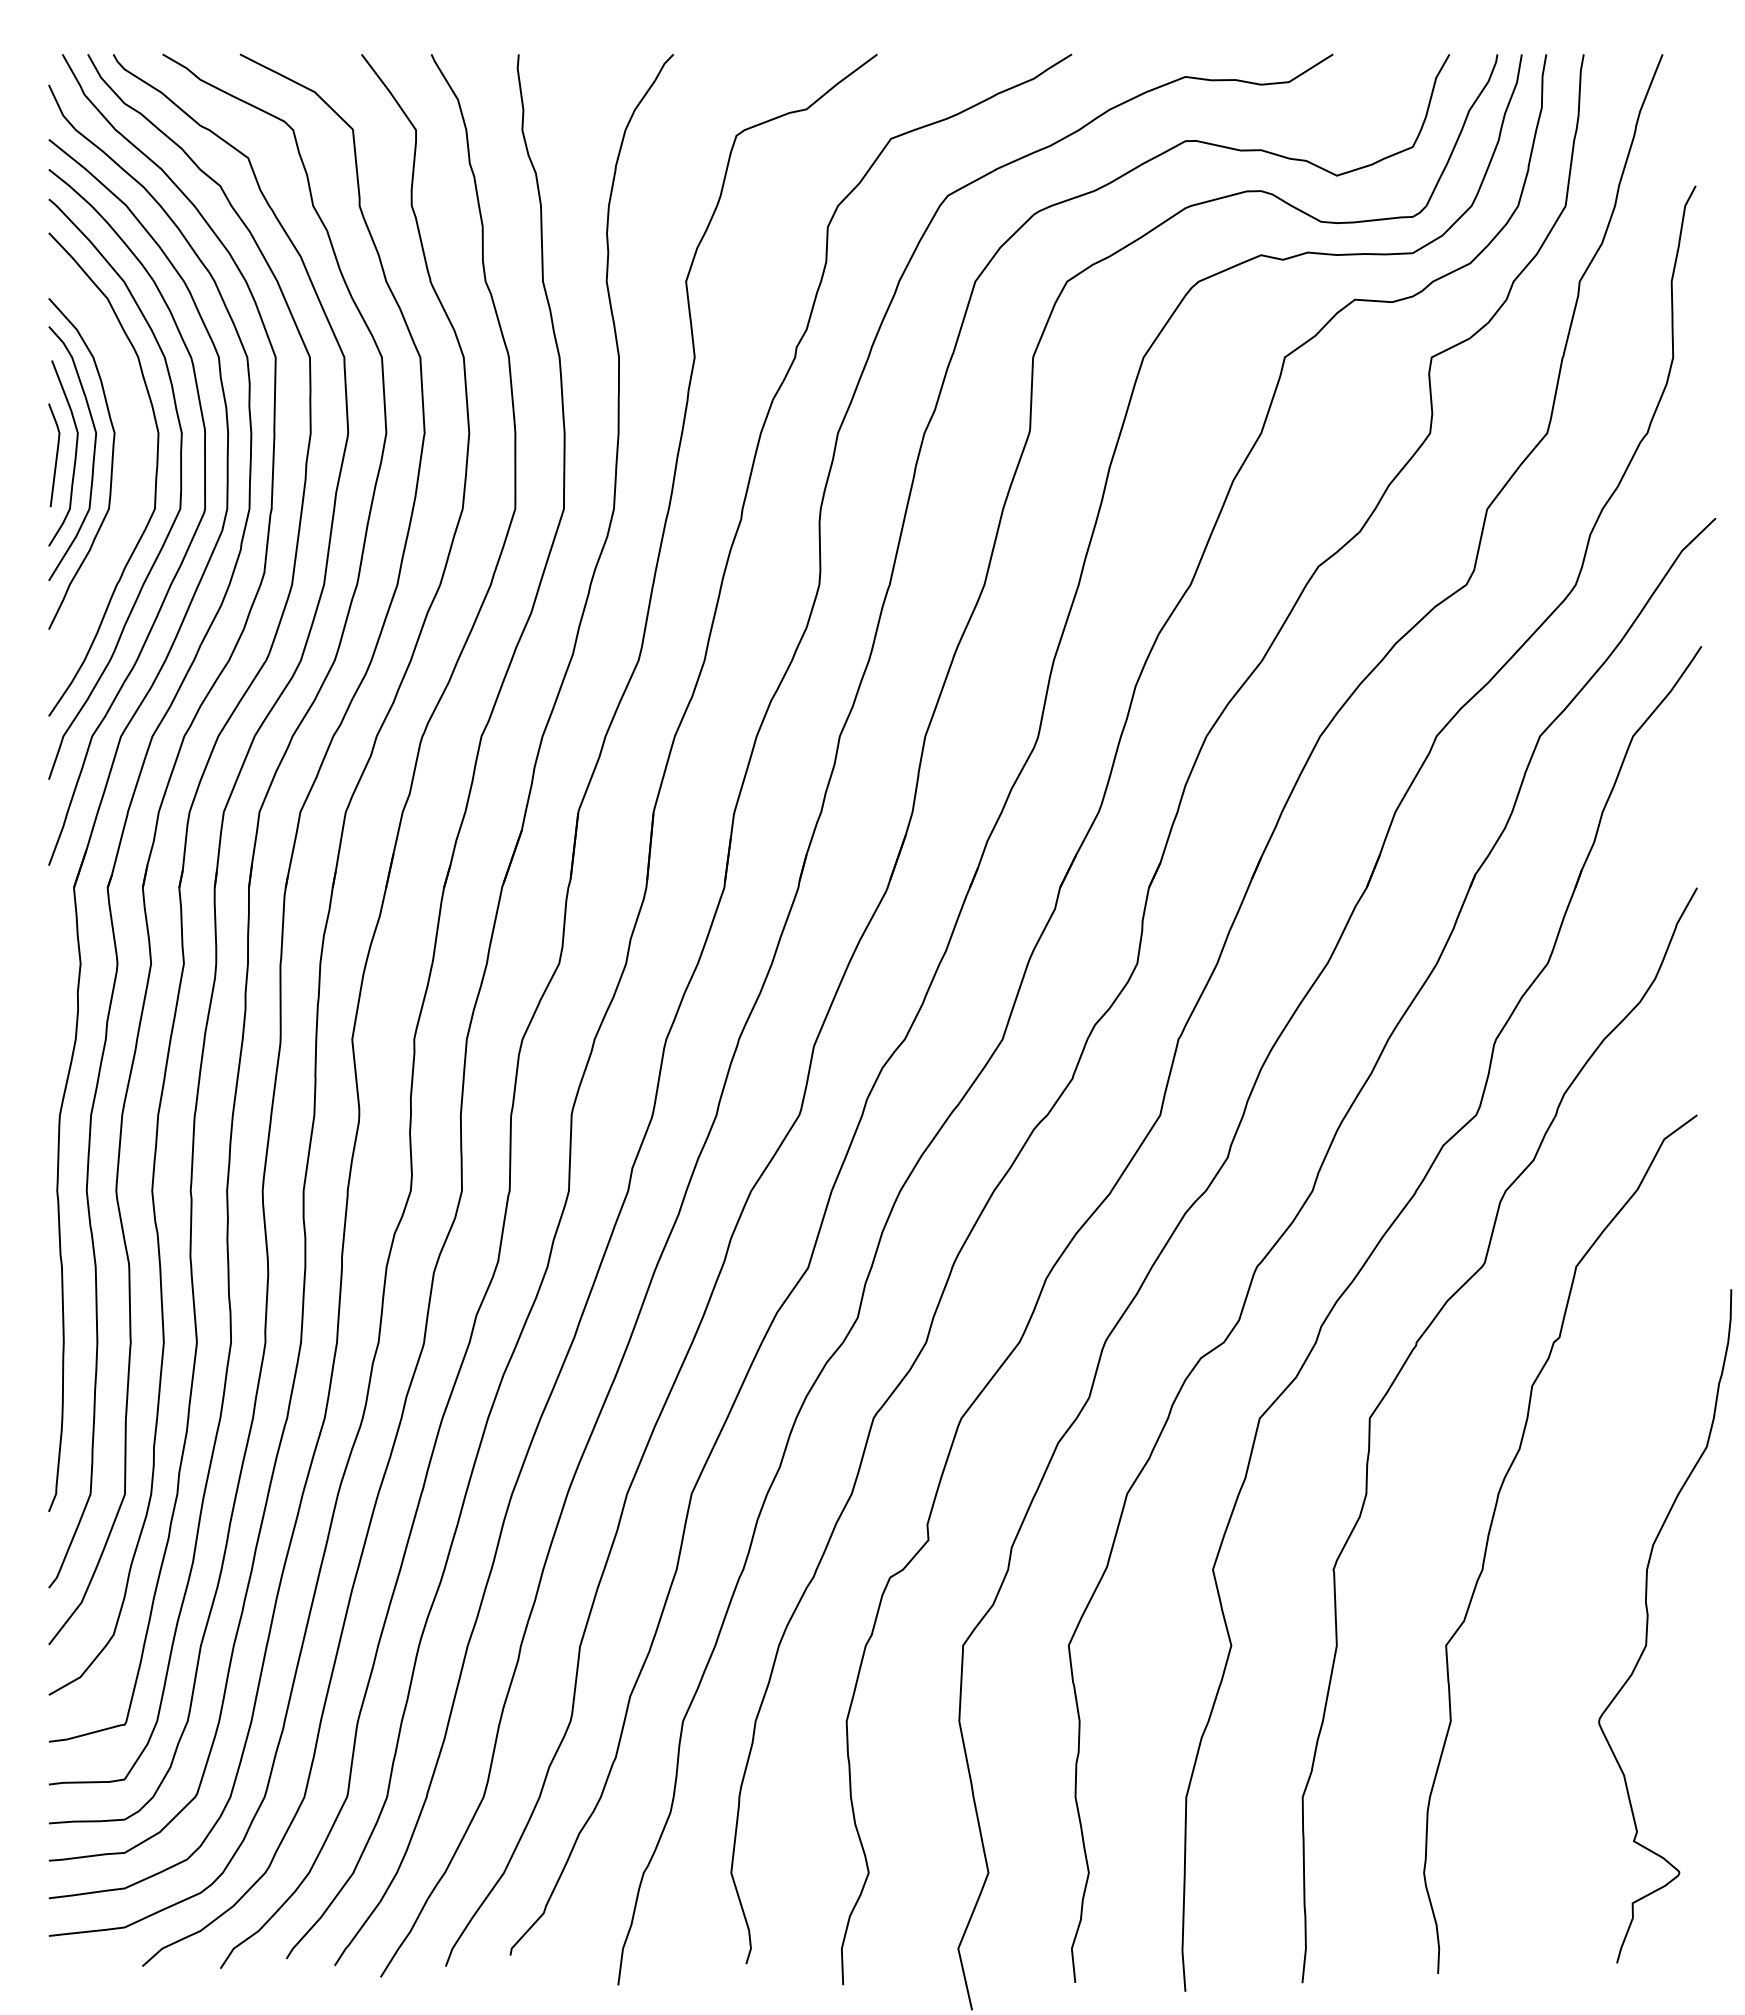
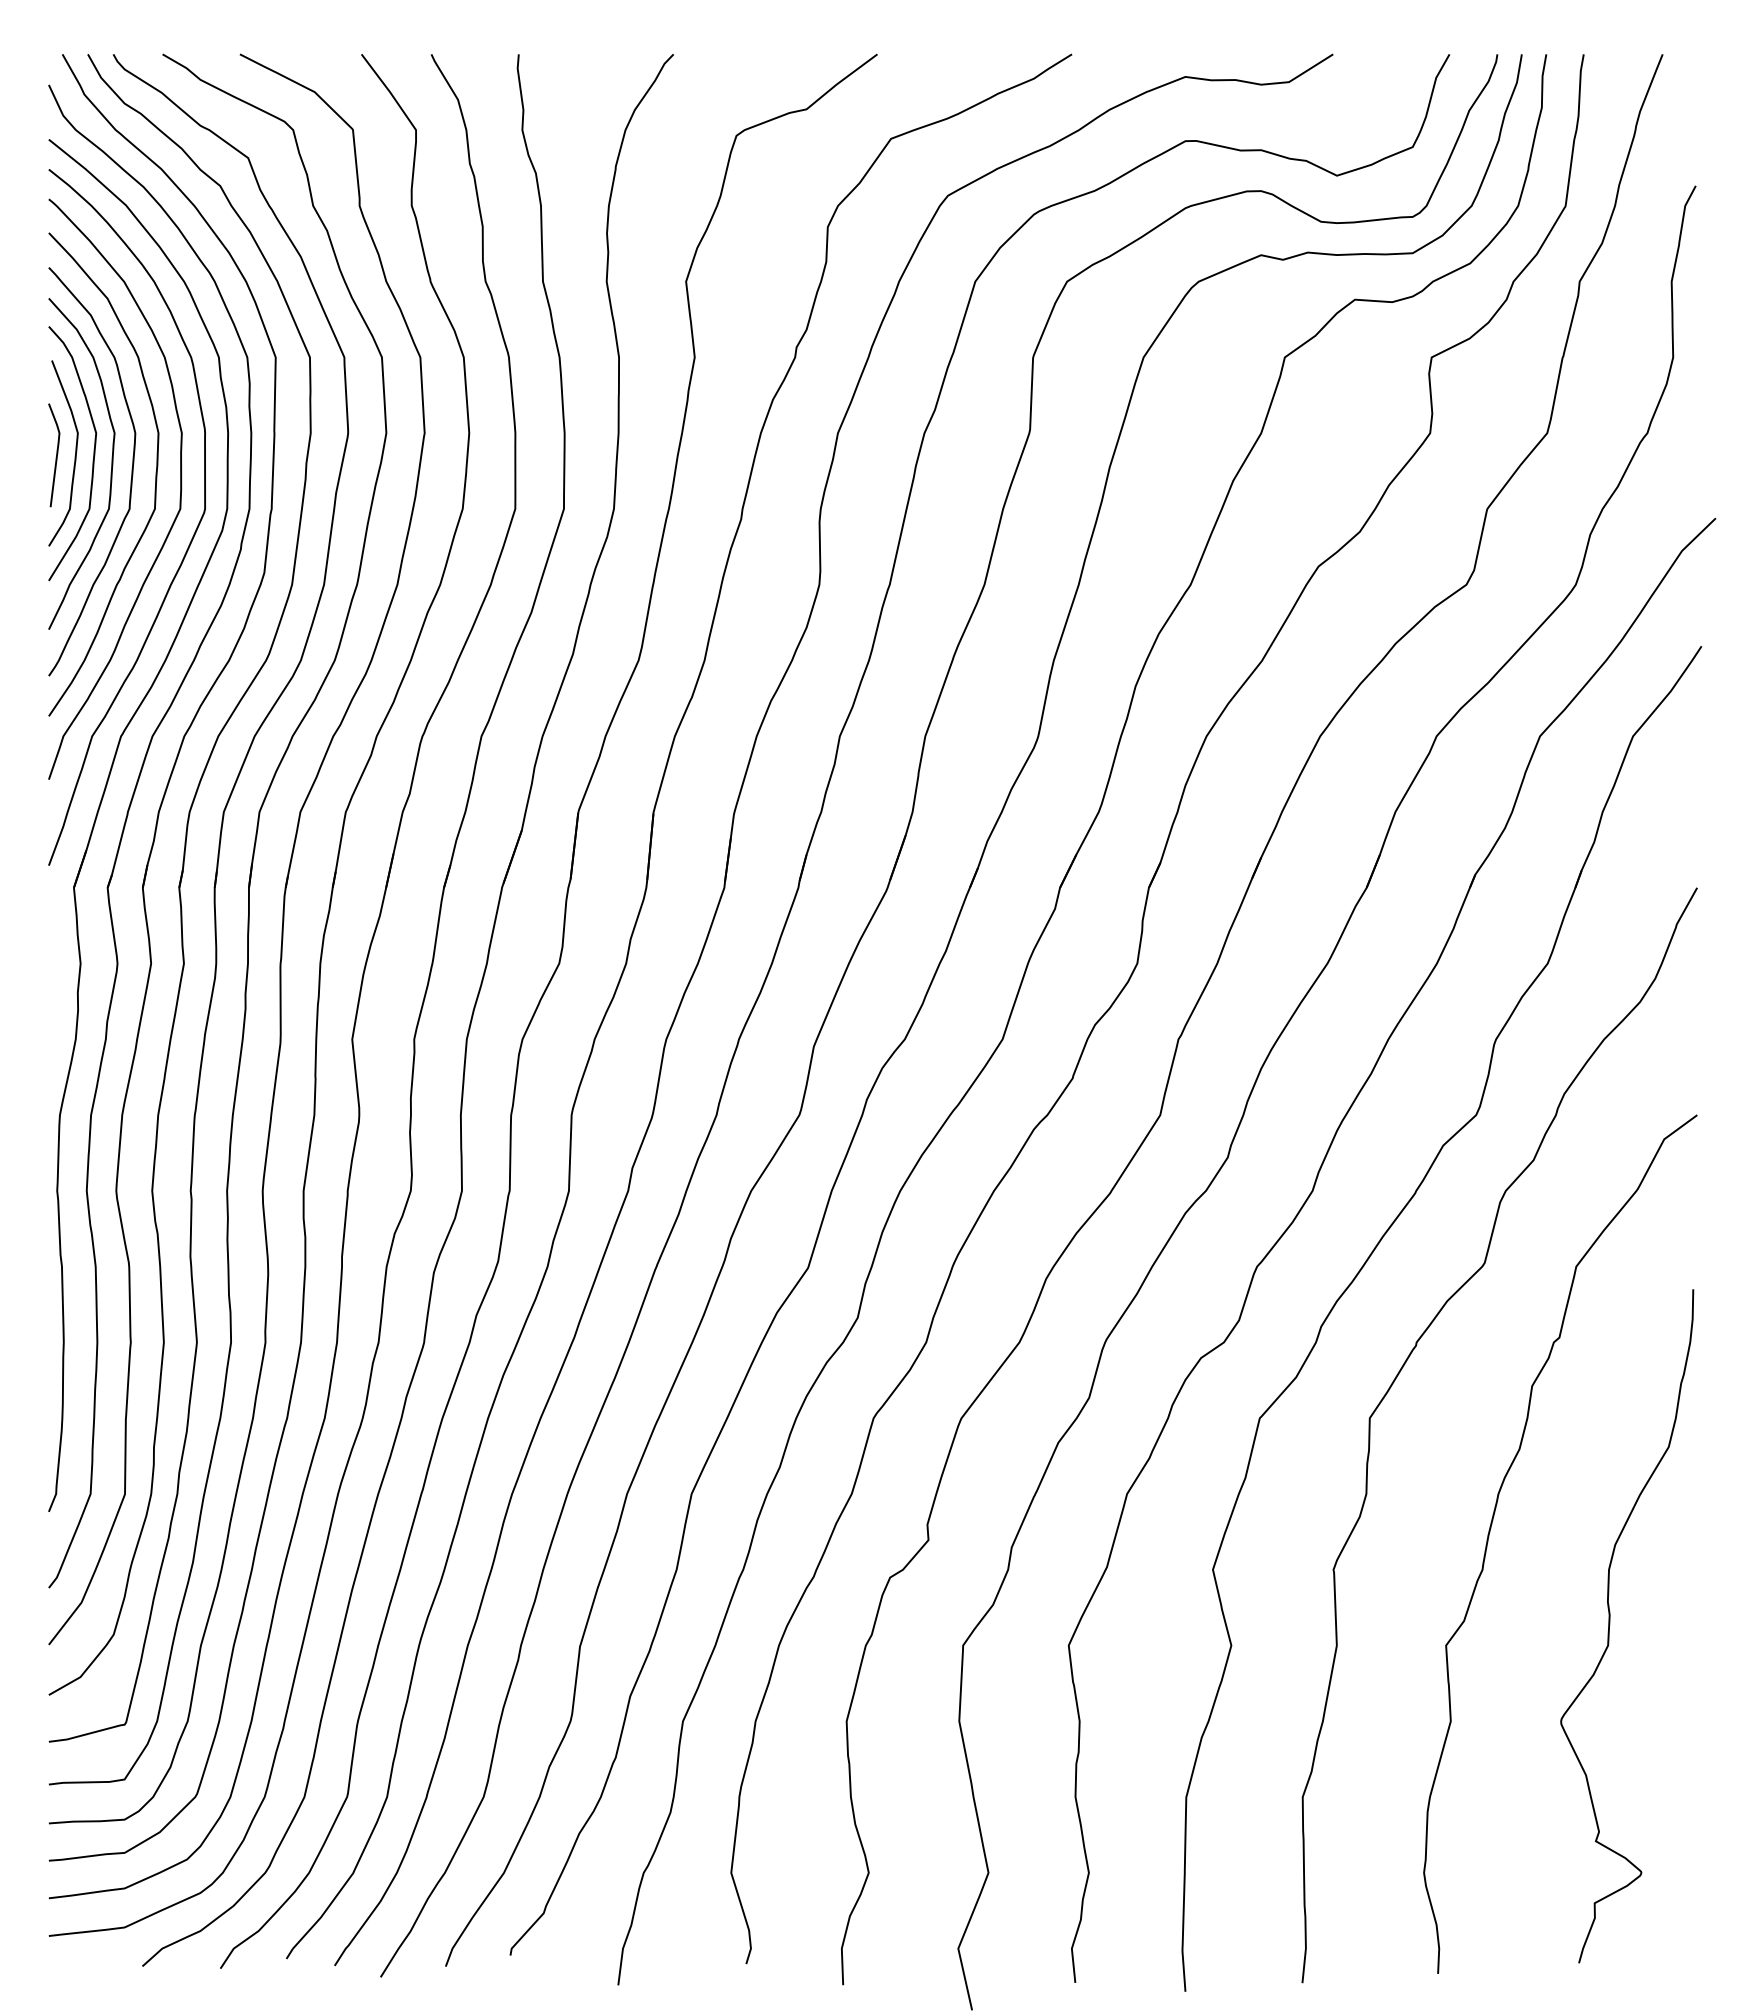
curve: none -> present (131, 471)
curve position: (1648, 1625) -> (1610, 1625) (1610, 1625)
